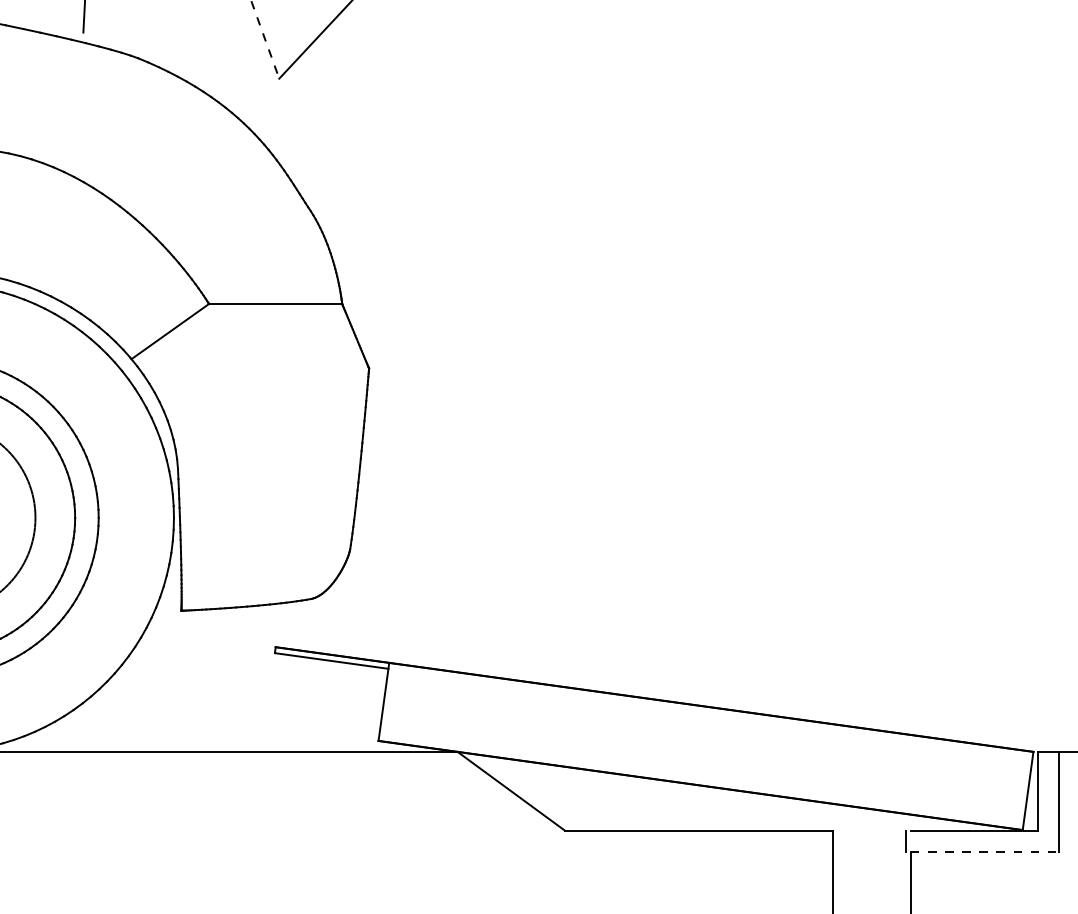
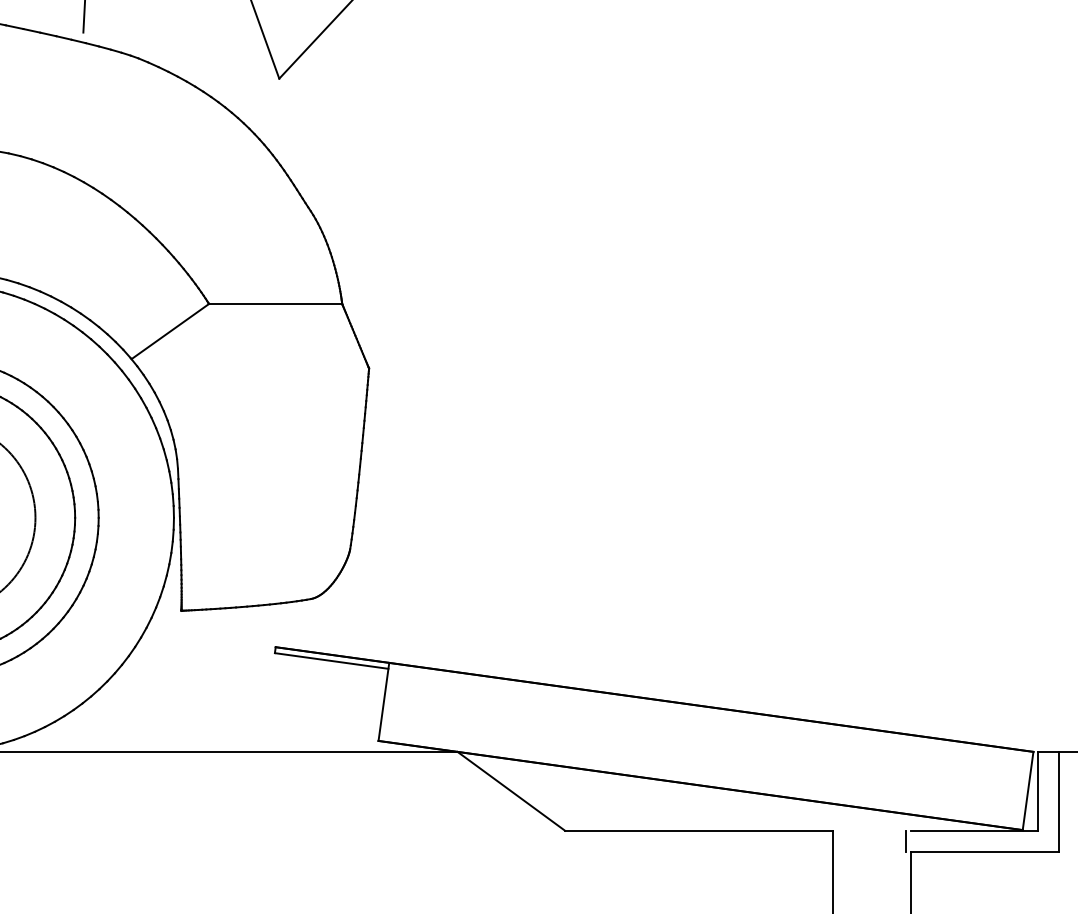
line: dashed -> solid (265, 40)
line: dashed -> solid (985, 852)
